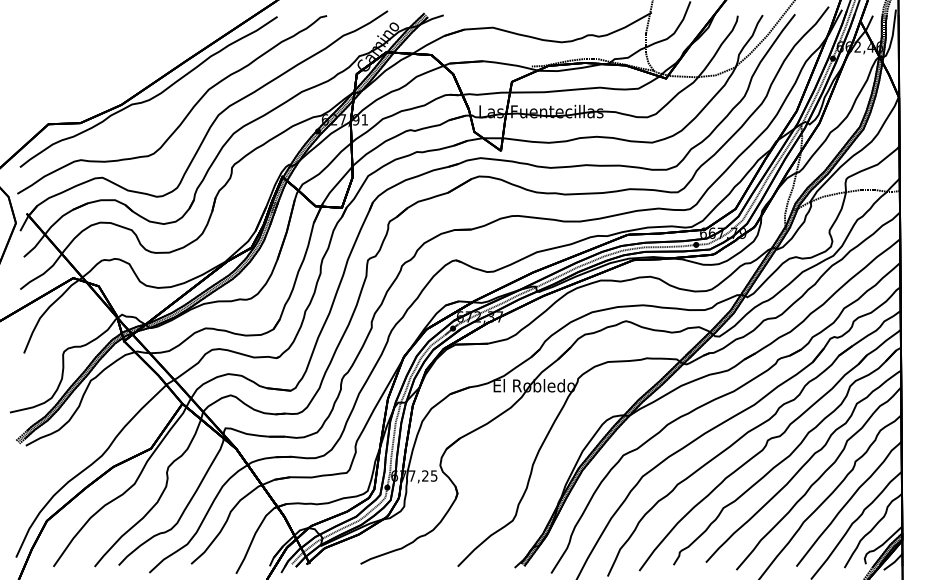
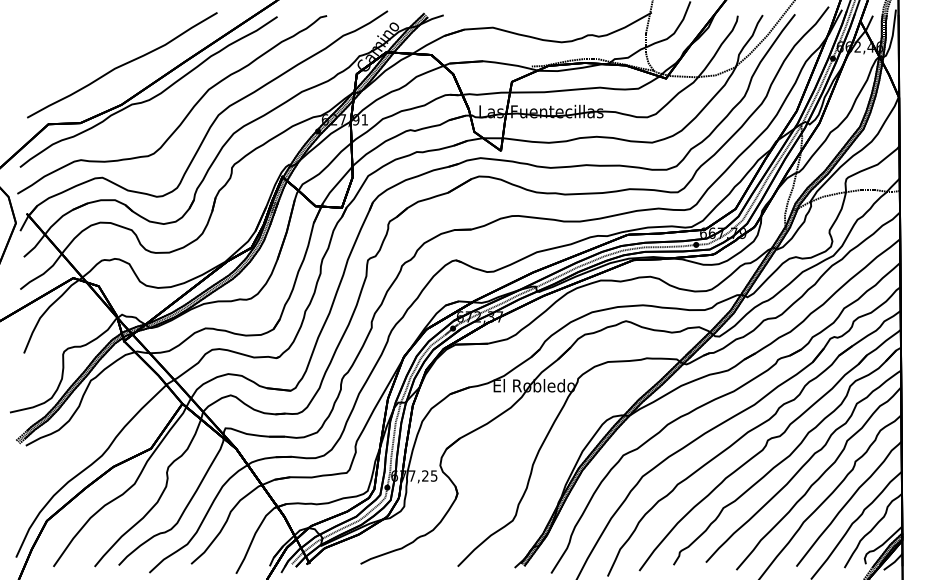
curve: none -> present (122, 65)
